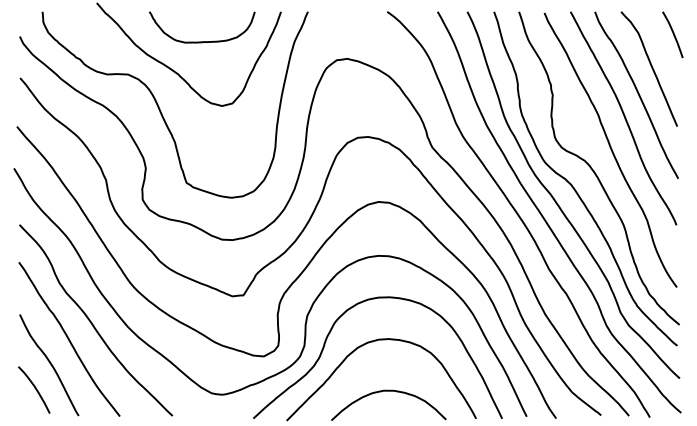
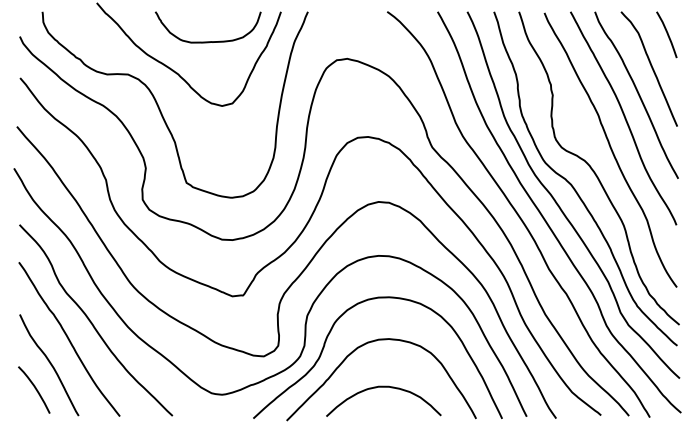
curve position: (672, 33) -> (666, 33) (666, 33)
curve position: (201, 41) -> (207, 41) (207, 41)
curve position: (388, 391) -> (383, 387) (383, 387)
